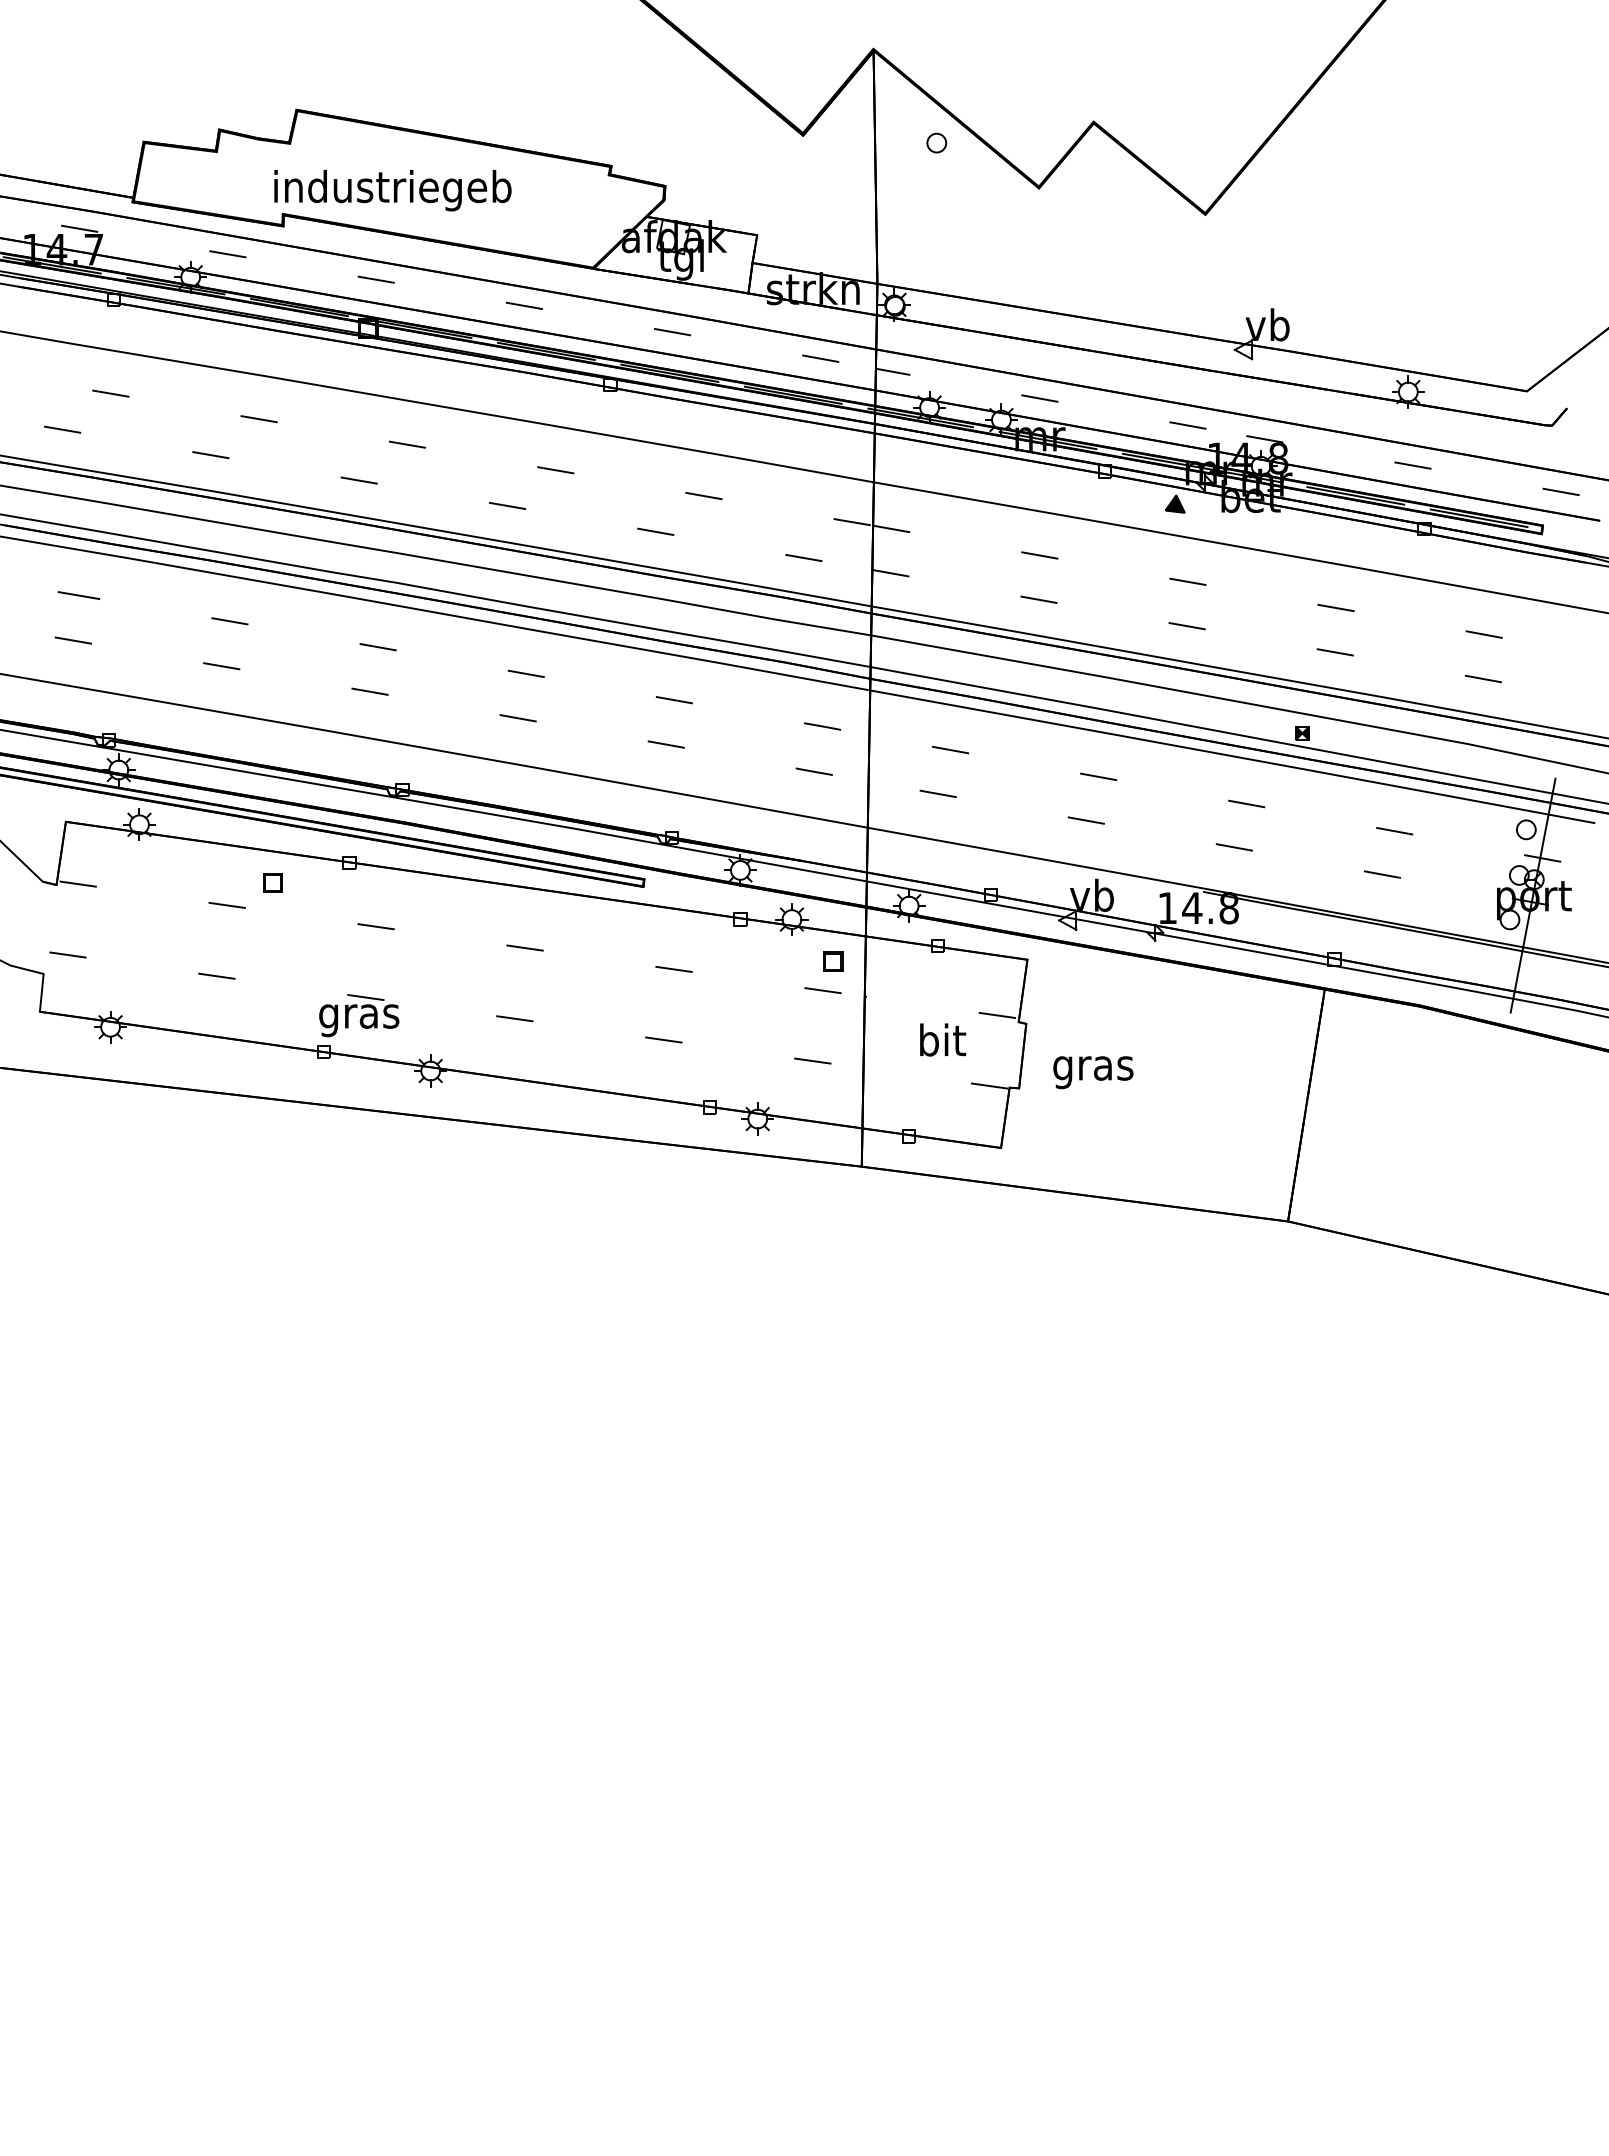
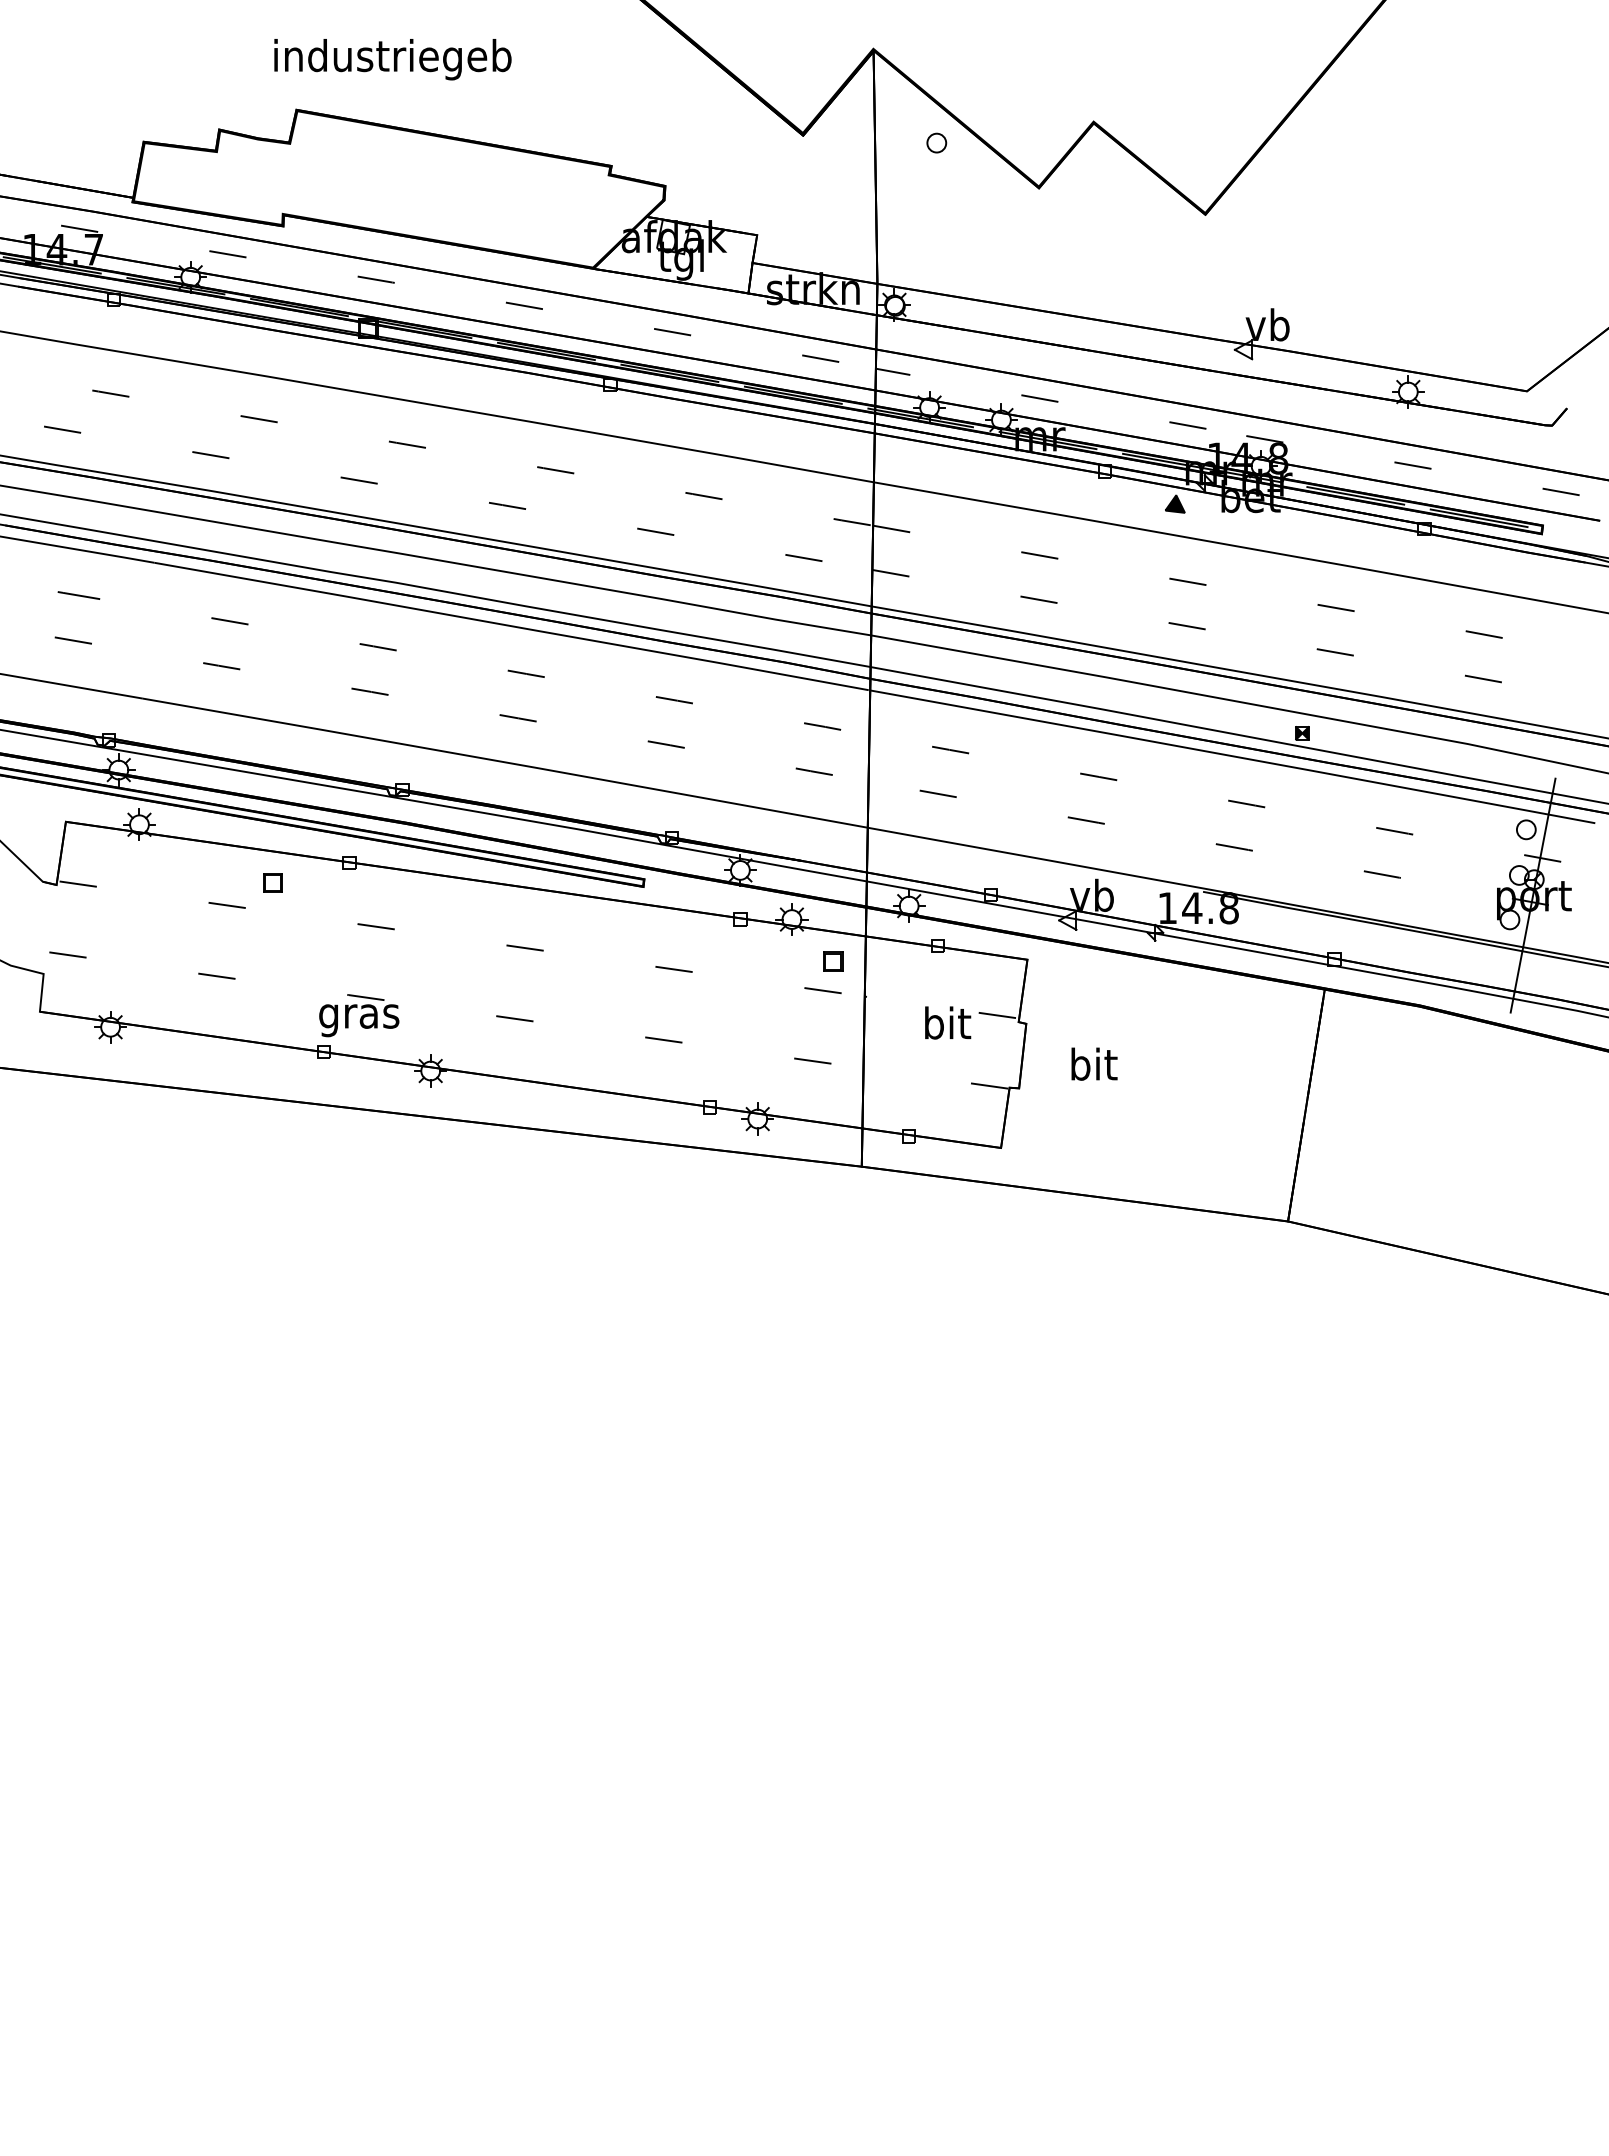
text position: (392, 190) -> (392, 59) (392, 59)
text position: (943, 1039) -> (948, 1022) (948, 1022)
text: gras -> bit (1093, 1068)
